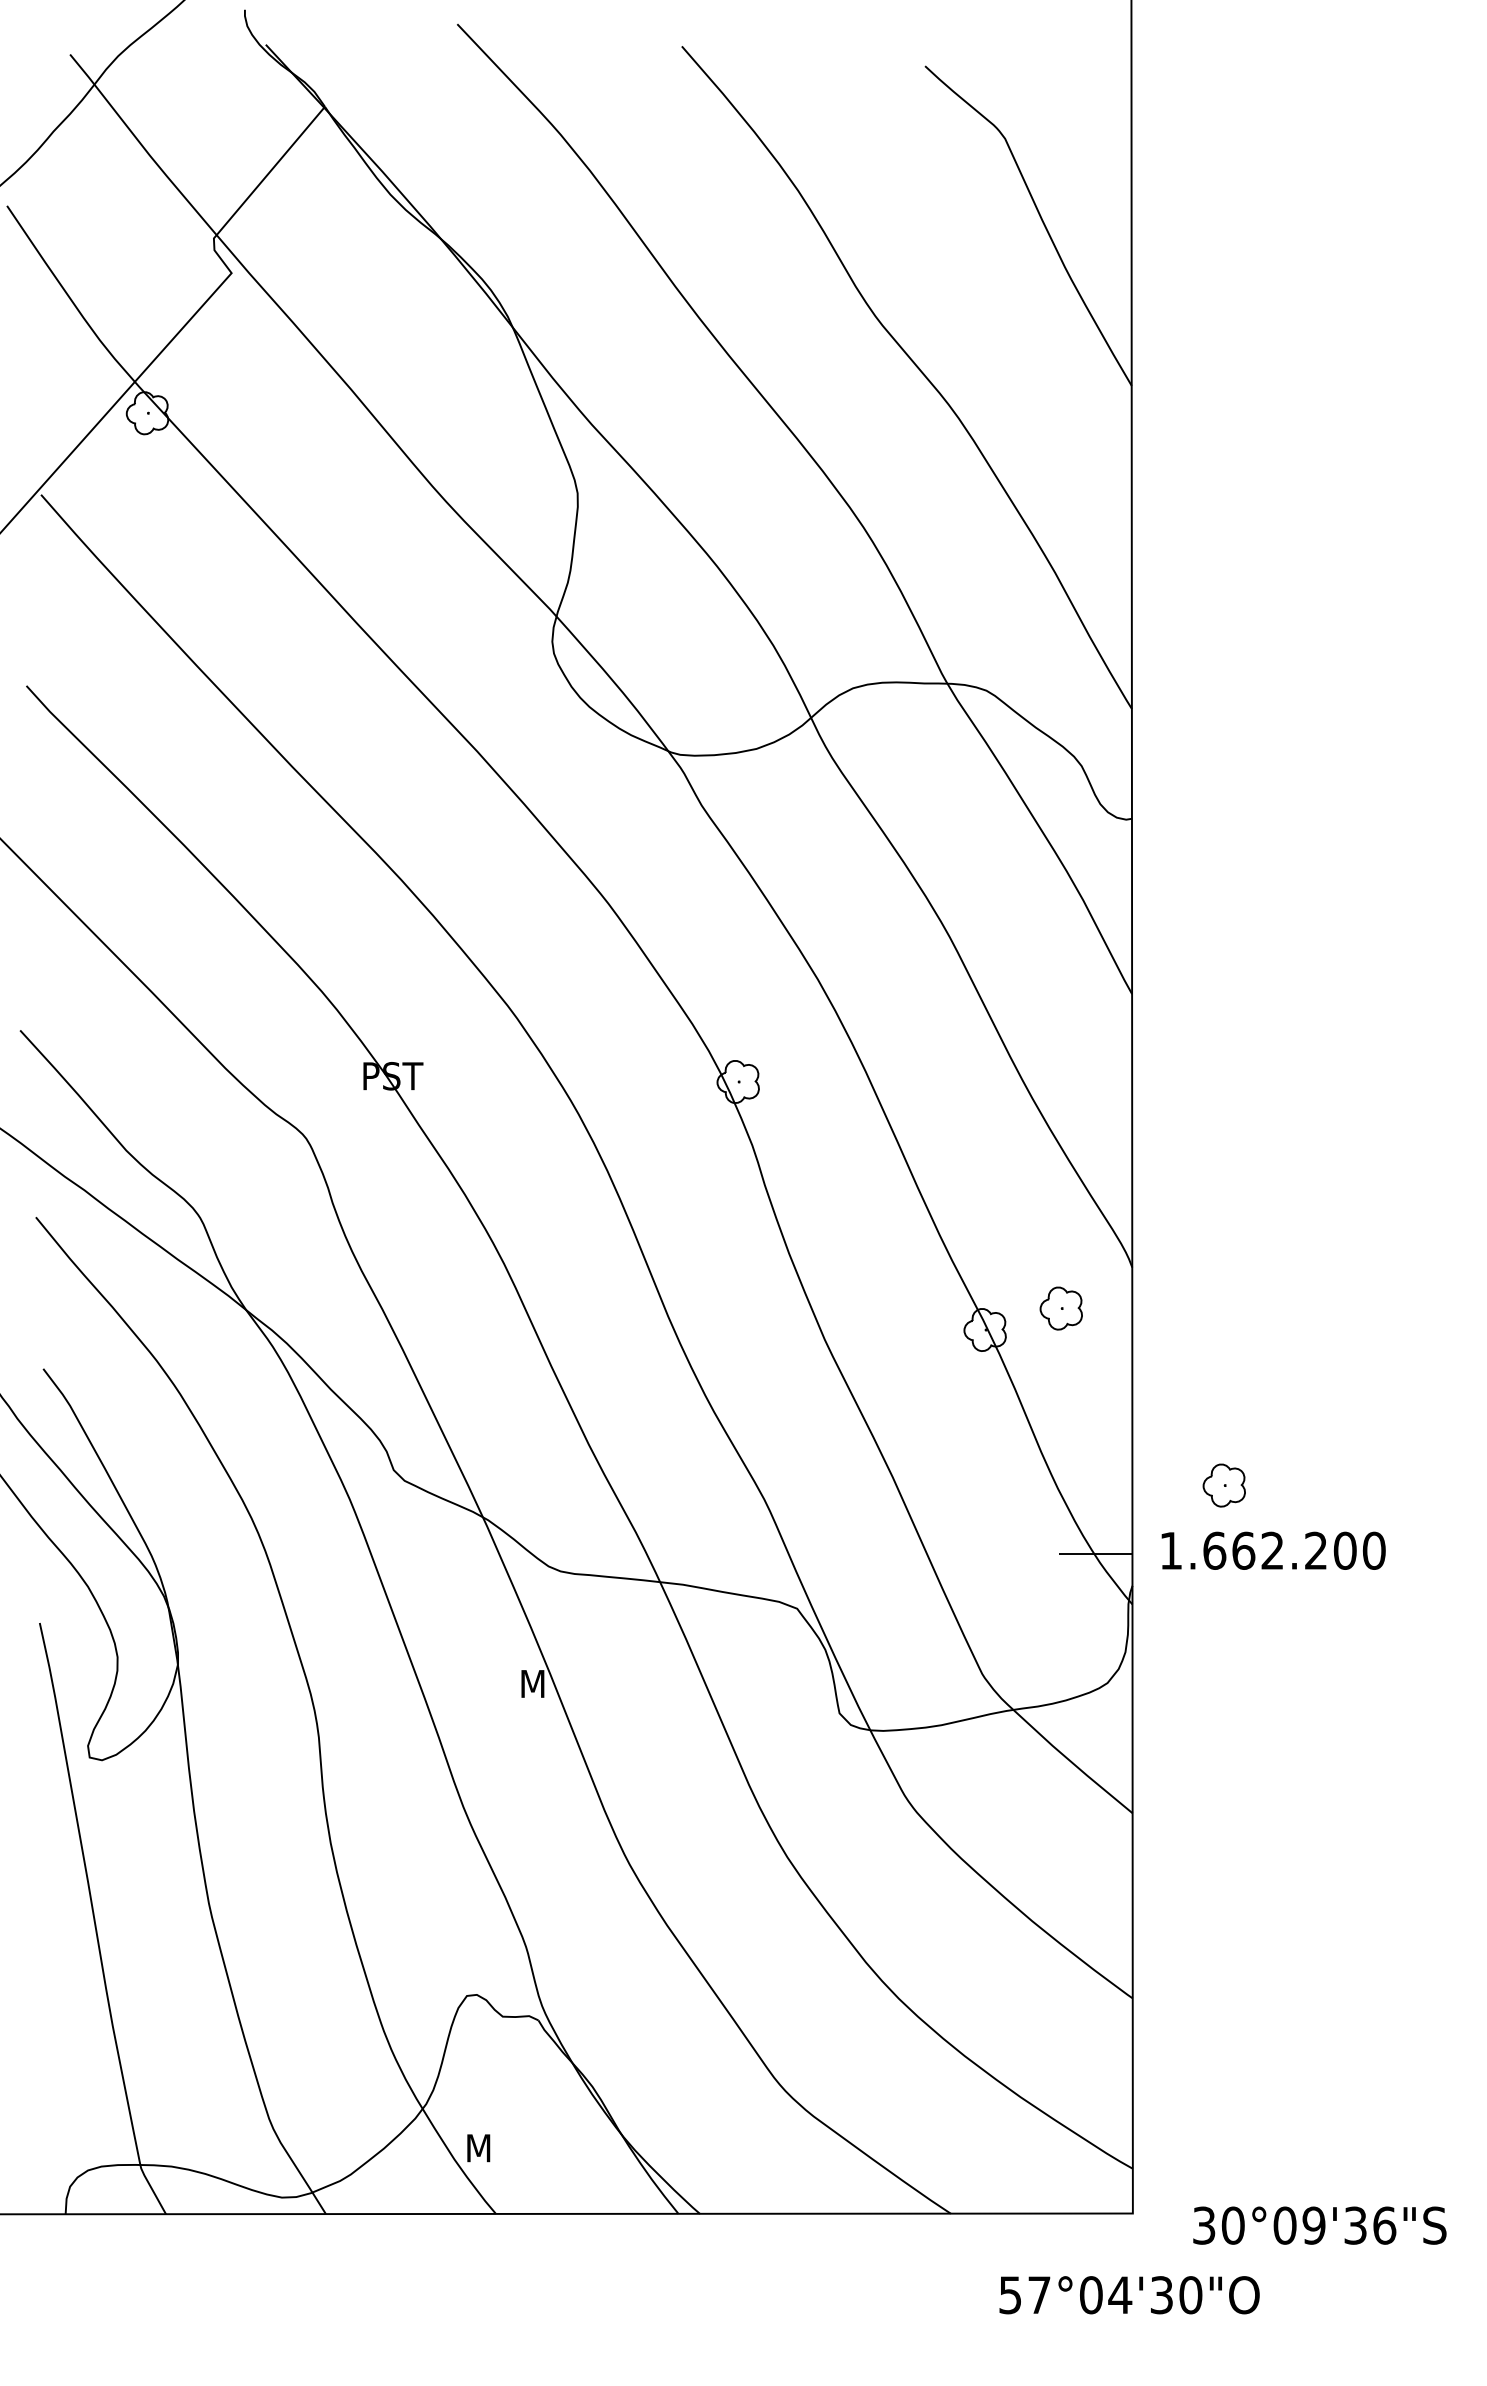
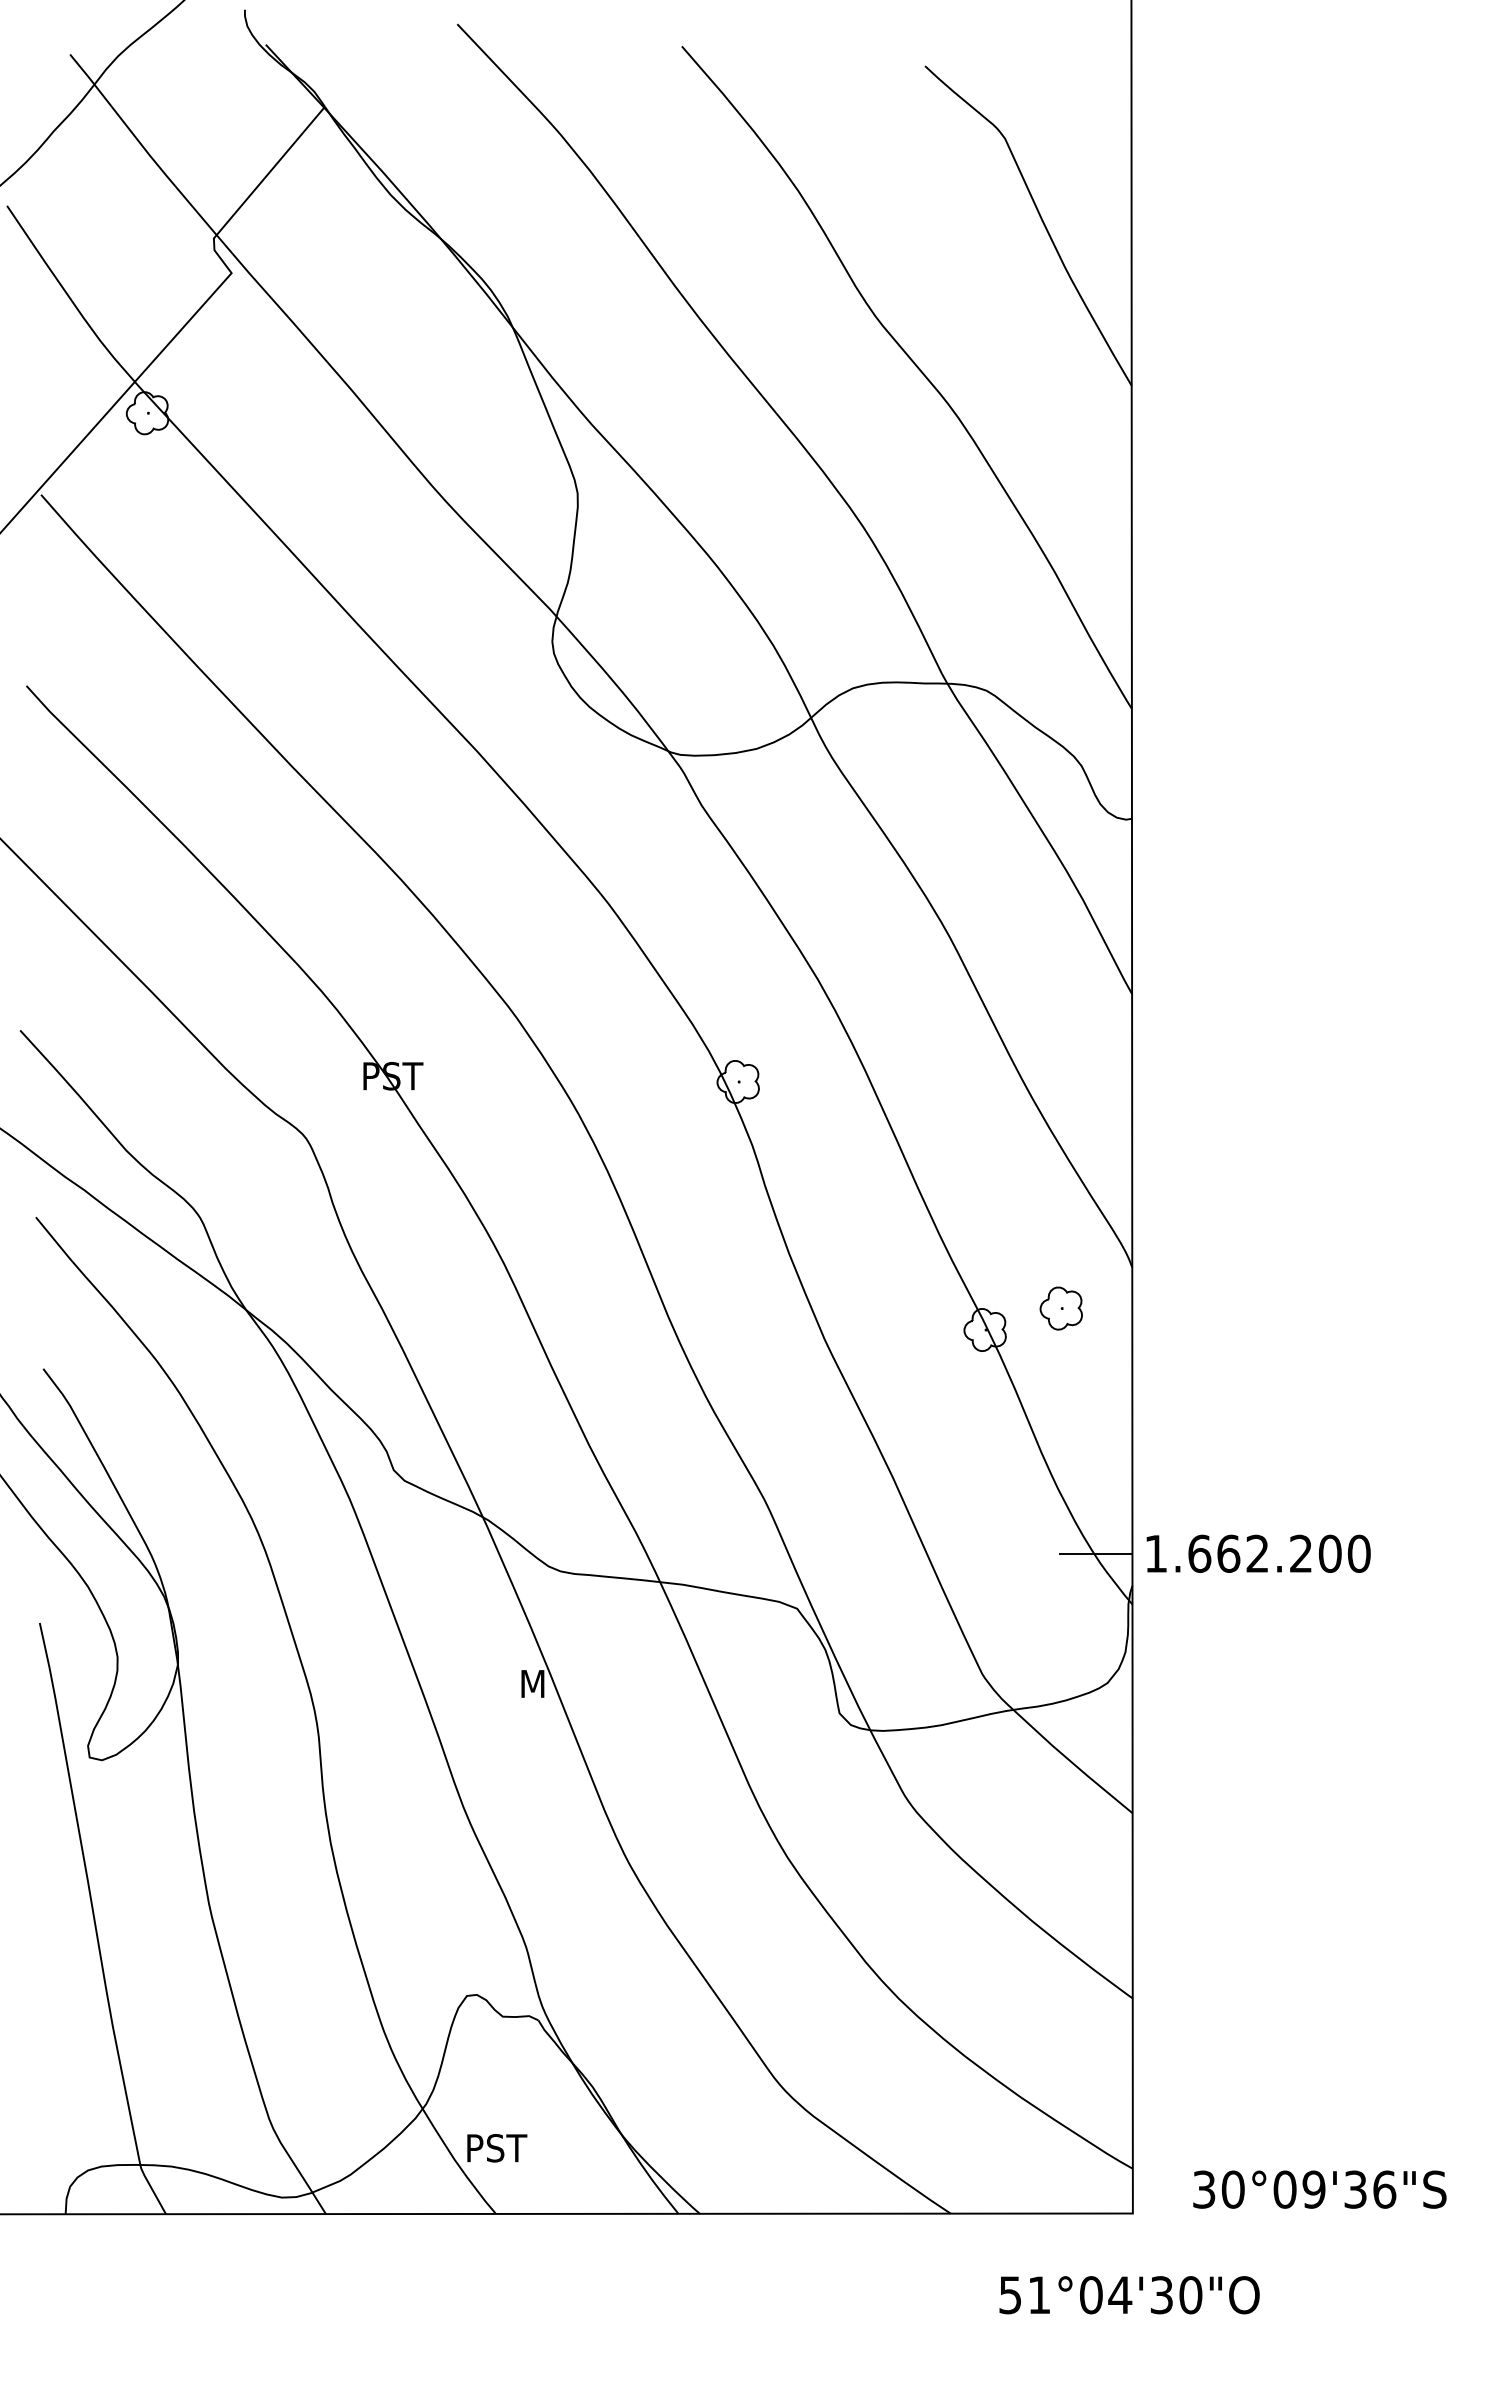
part: present -> none (1223, 1485)
text position: (1273, 1550) -> (1258, 1553) (1258, 1553)
text: M -> PST (498, 2148)
text position: (1319, 2225) -> (1319, 2189) (1319, 2189)
text: 57°04'30"O -> 51°04'30"O (1039, 2294)
